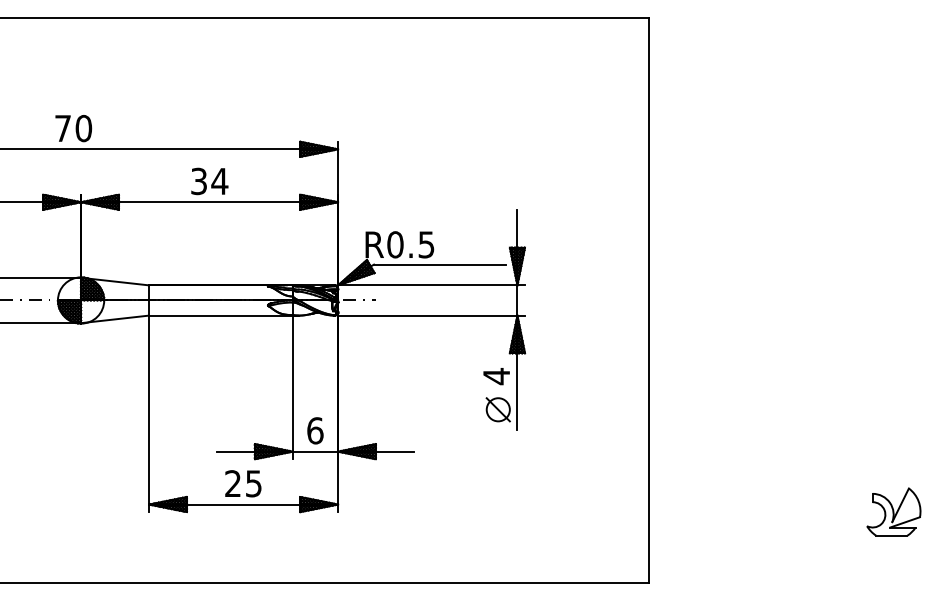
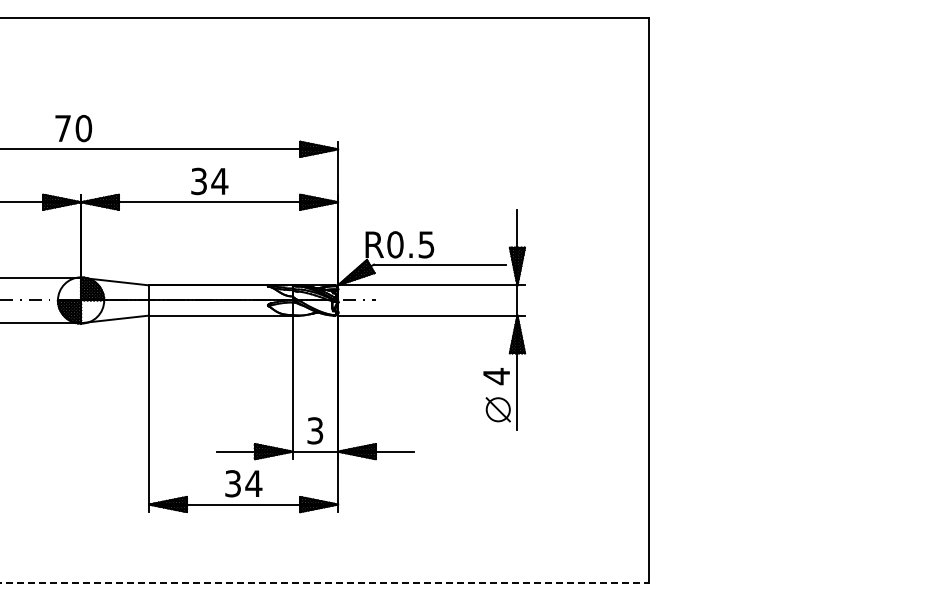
text: 6 -> 3 (315, 430)
text: 25 -> 34 (243, 483)
part: present -> none (893, 511)
line: solid -> dashed (324, 583)
